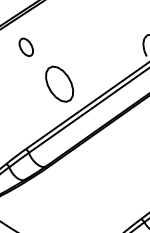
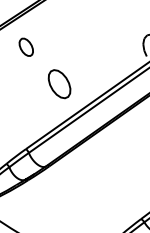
part size: 29x38 px -> 25x31 px (59, 84)
